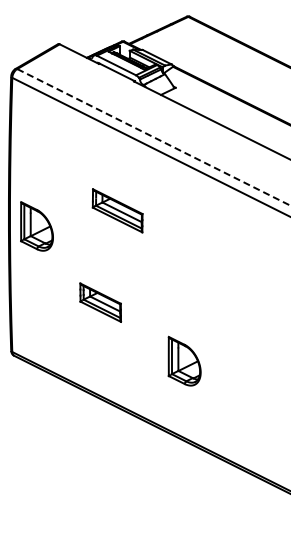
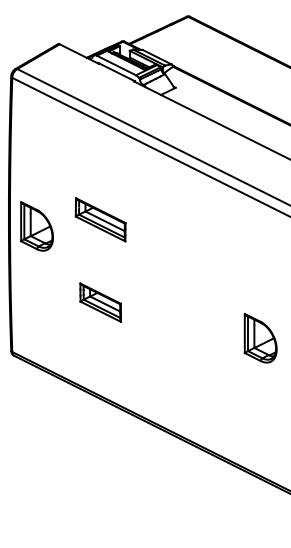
line: dashed -> solid (153, 137)
part position: (117, 210) -> (100, 219) (100, 219)
part position: (184, 360) -> (260, 337) (260, 337)
